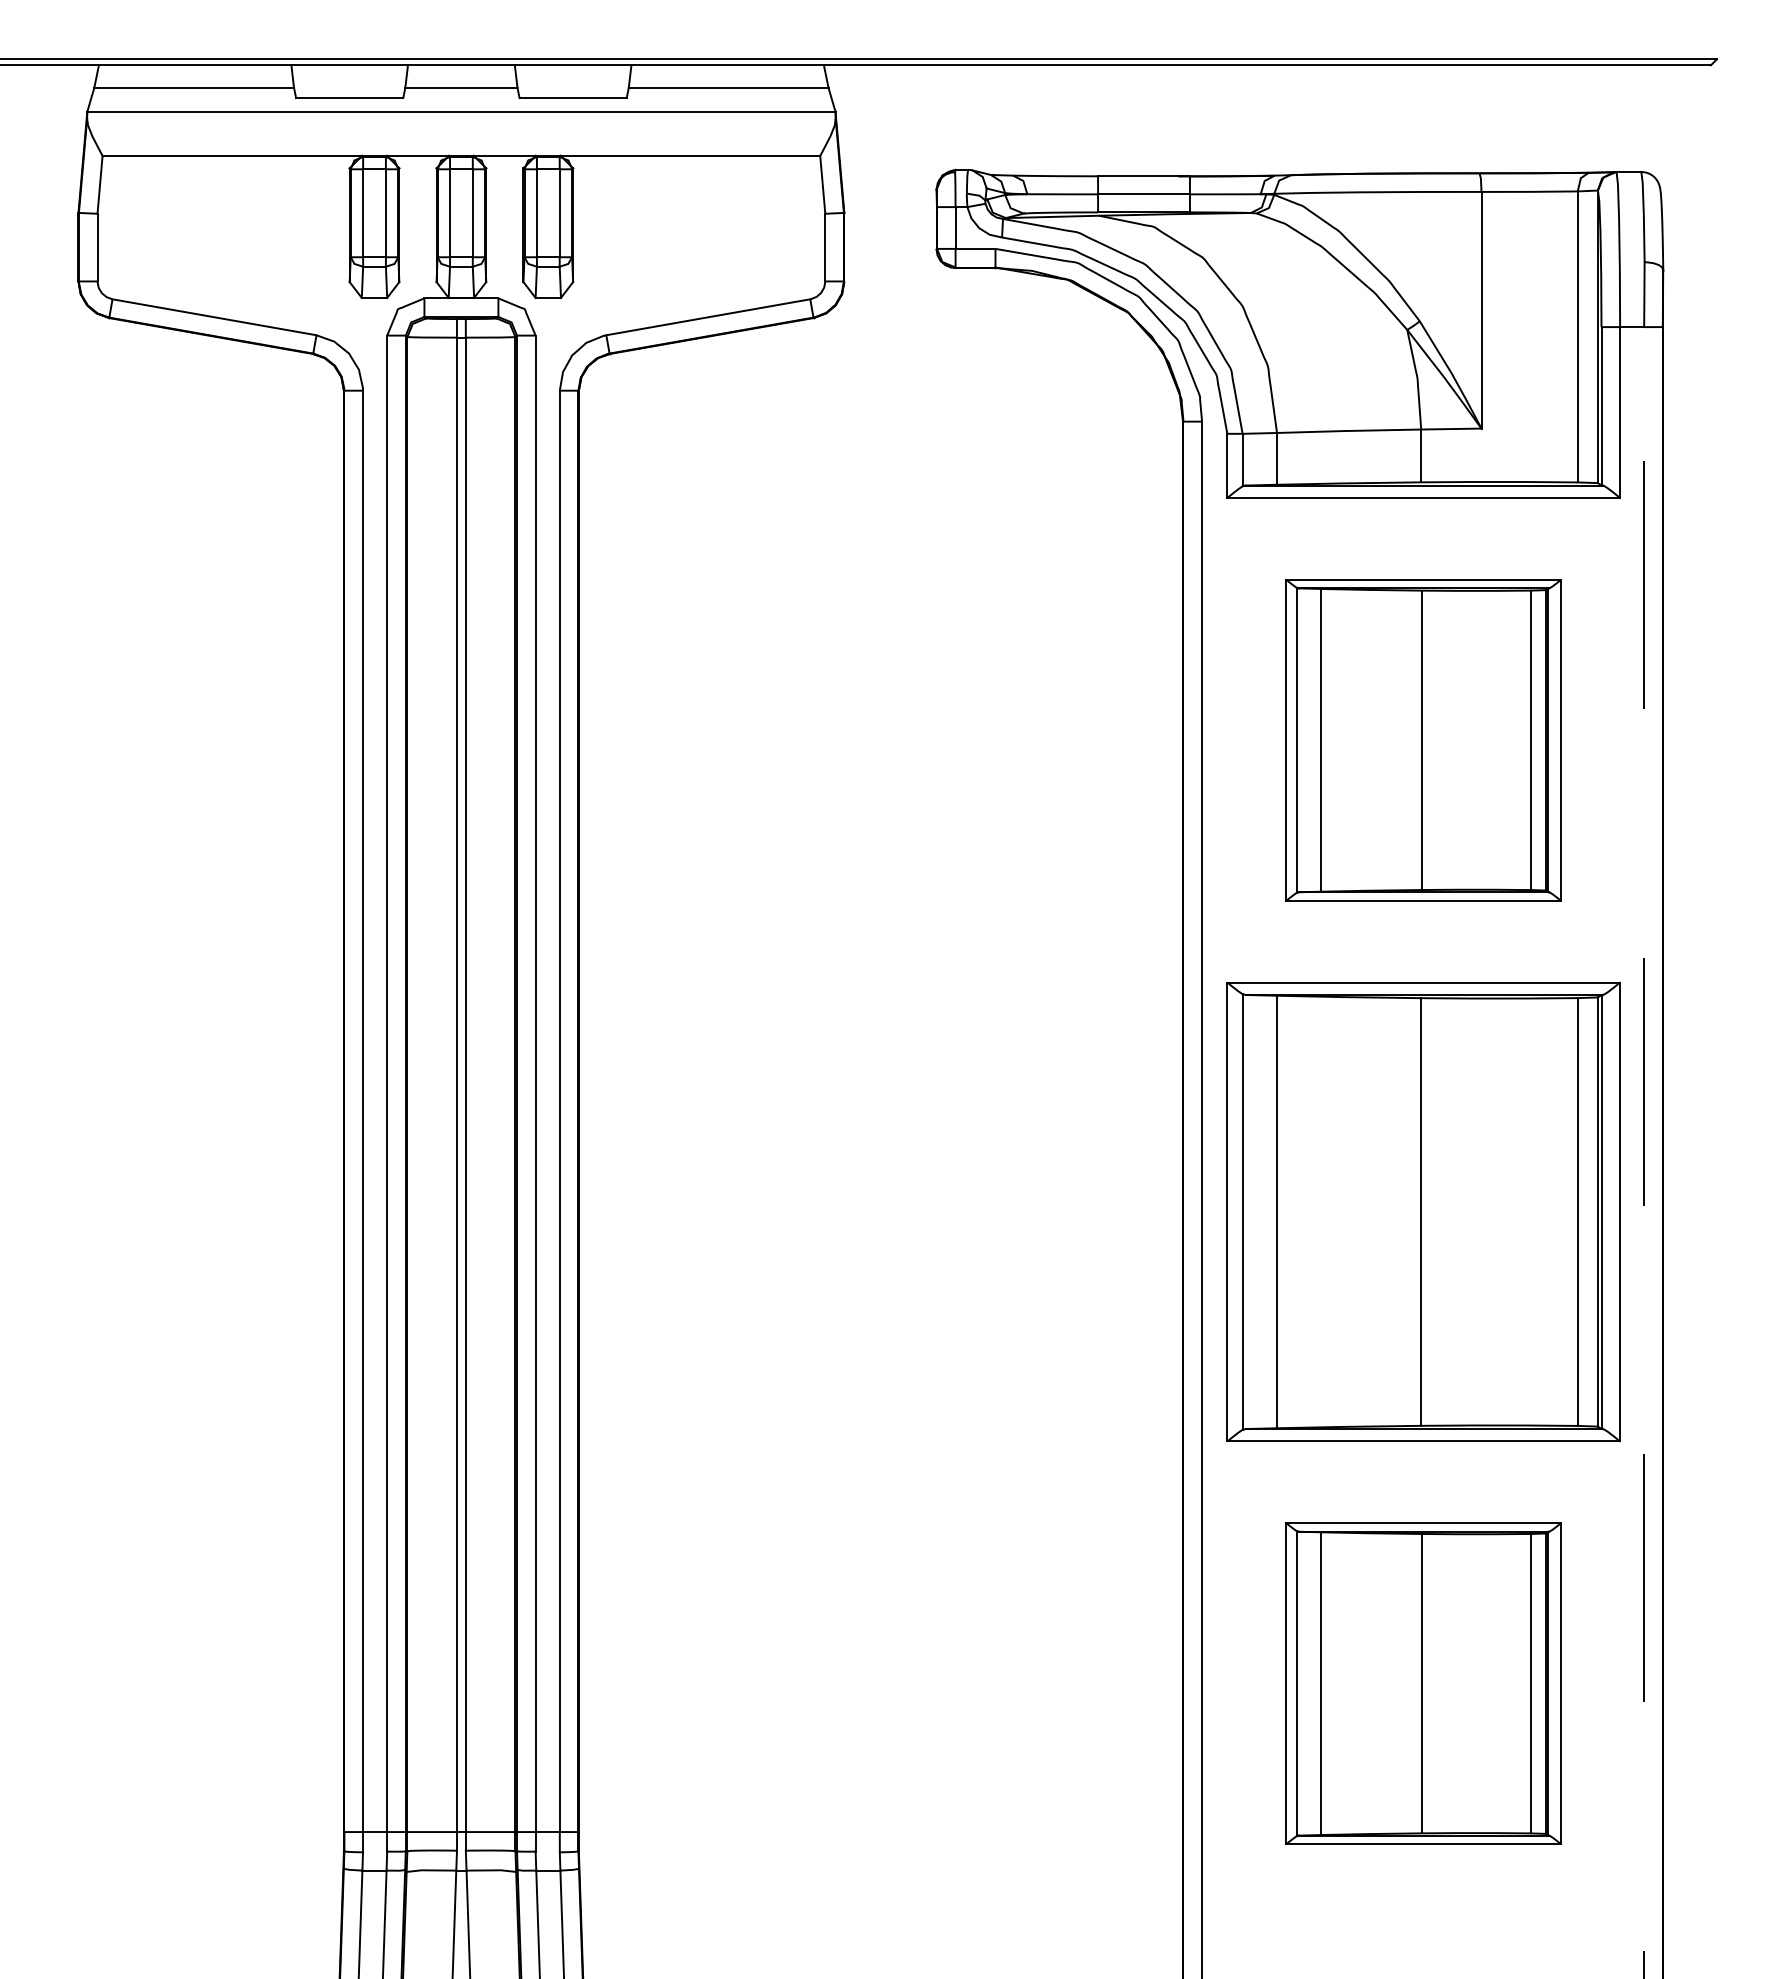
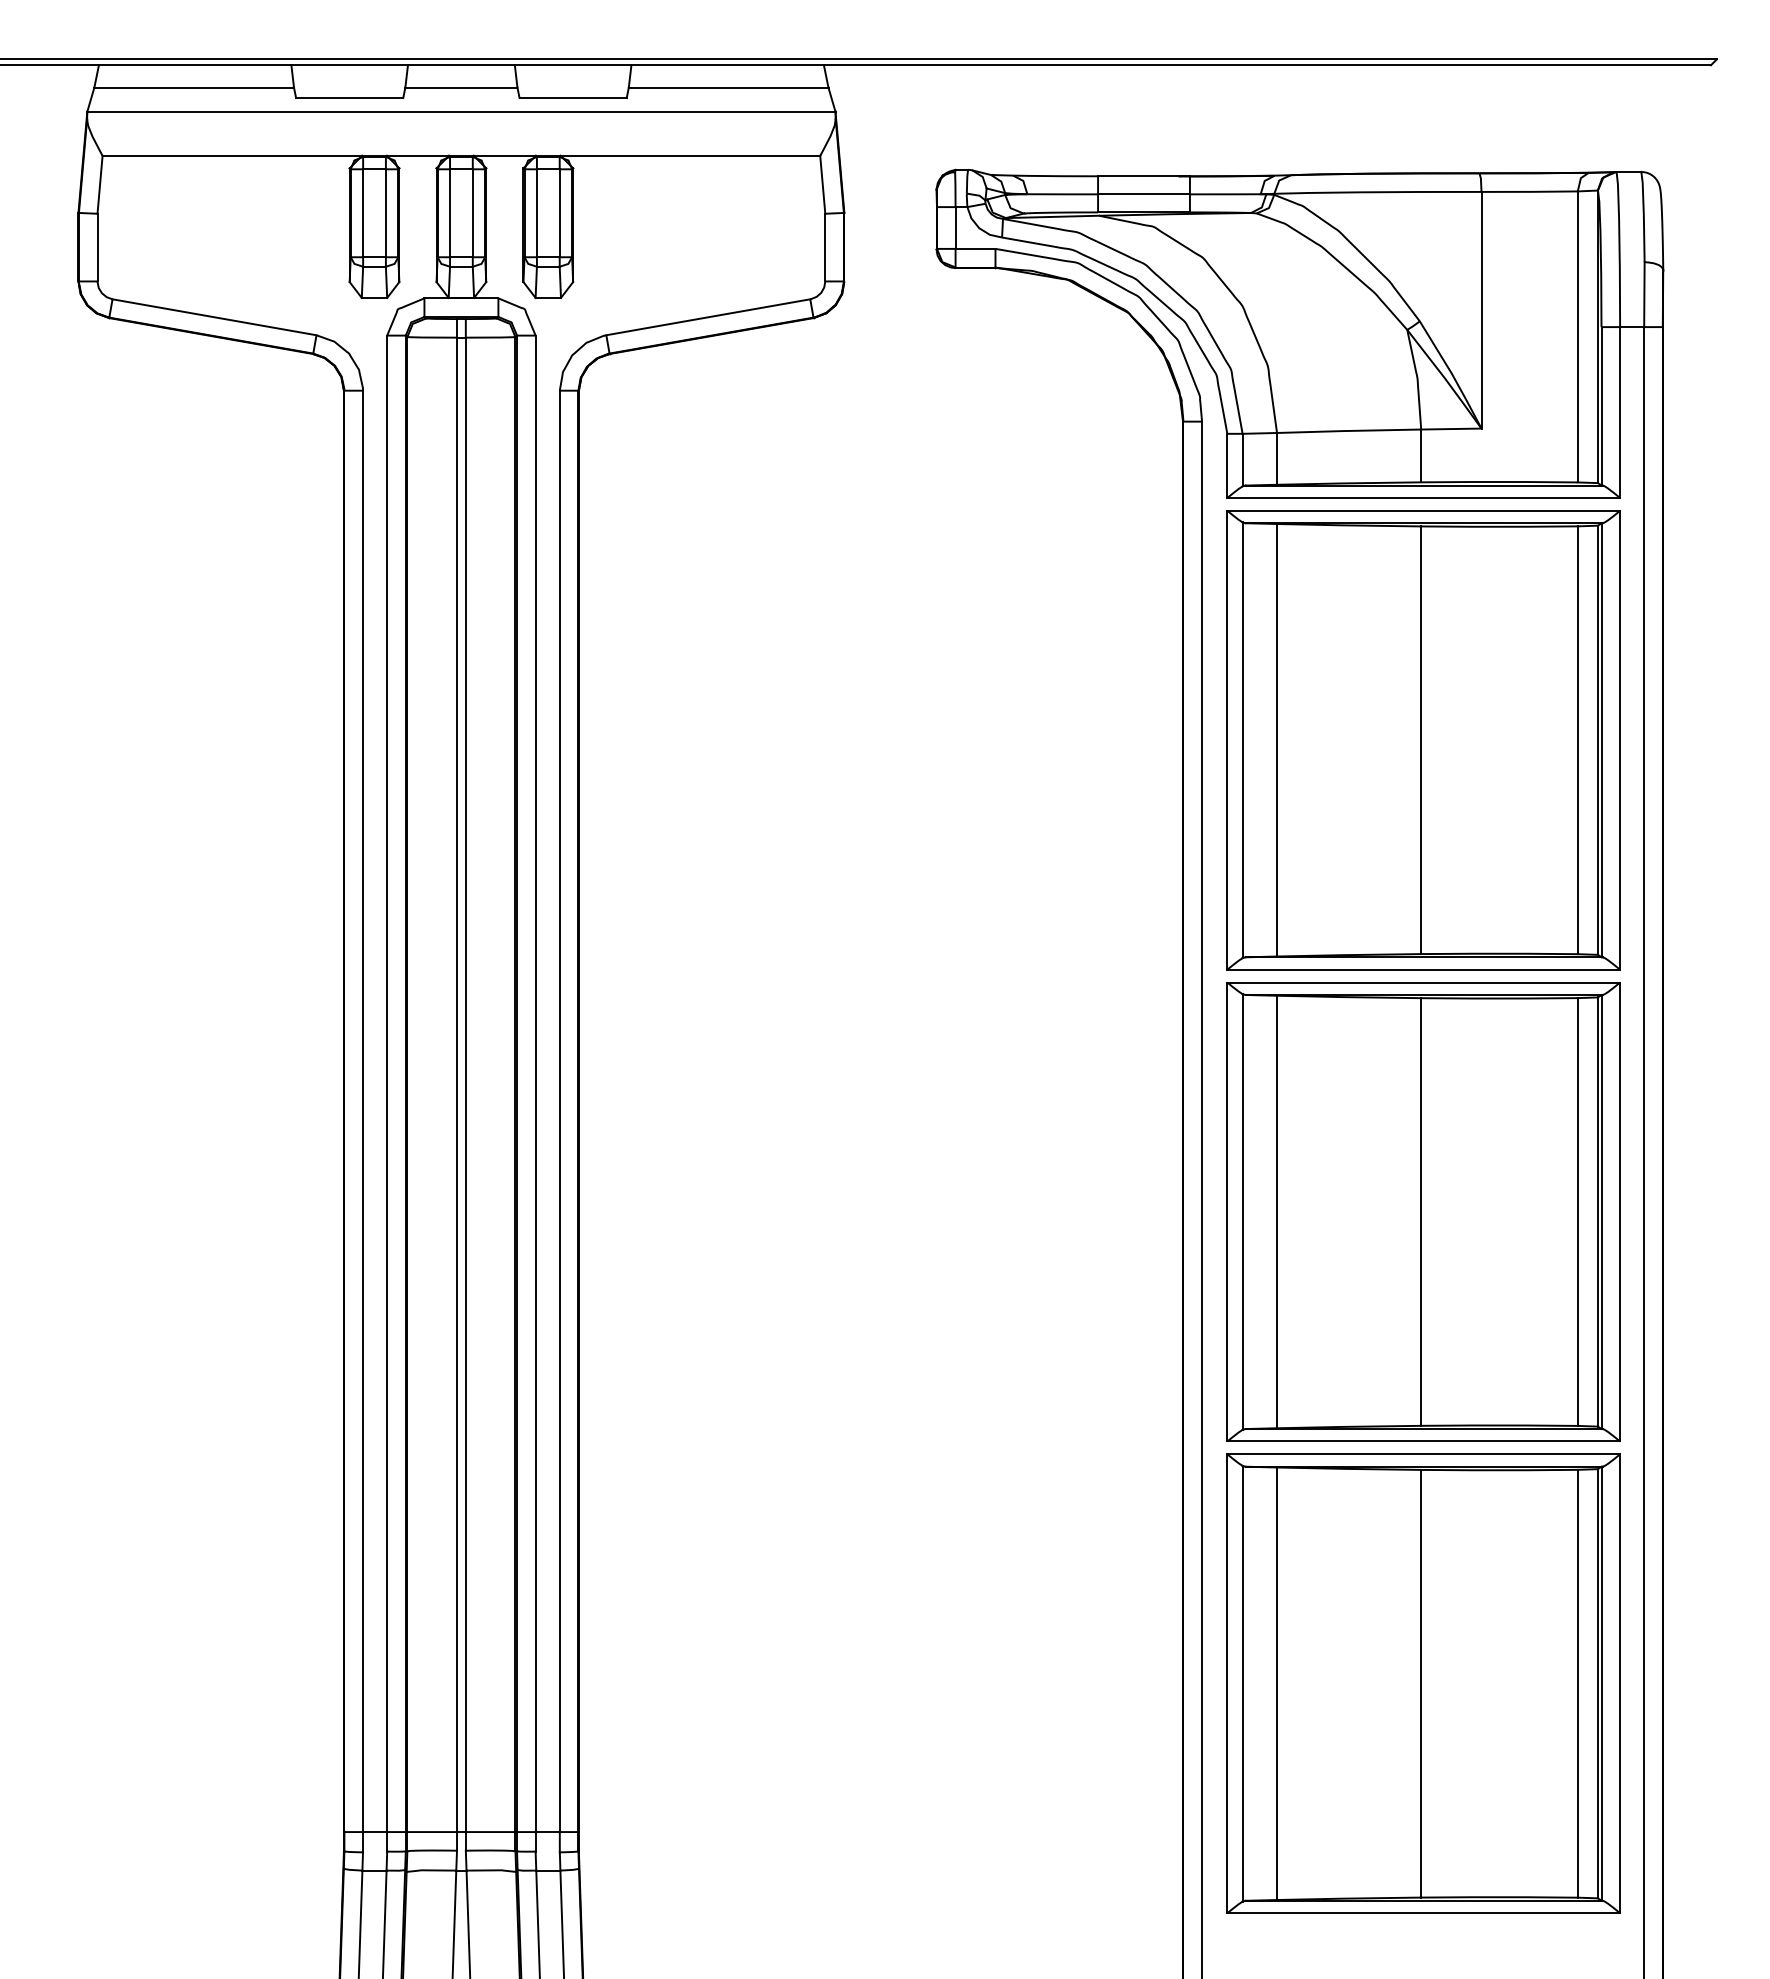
part size: 277x323 px -> 395x461 px (1423, 740)
line: dashed -> solid (1644, 1152)
part size: 277x323 px -> 395x461 px (1423, 1683)
